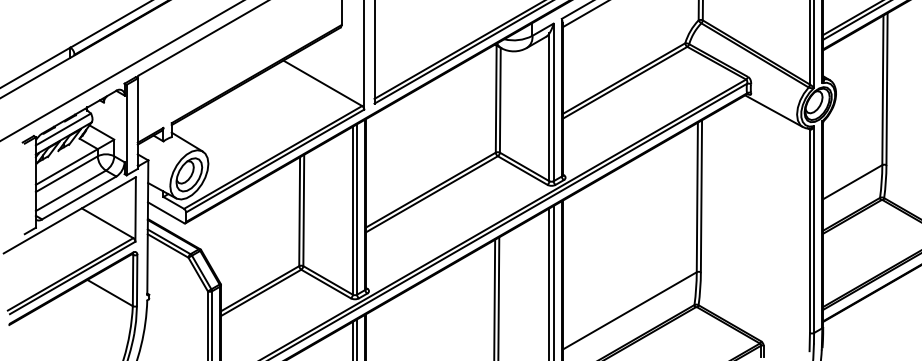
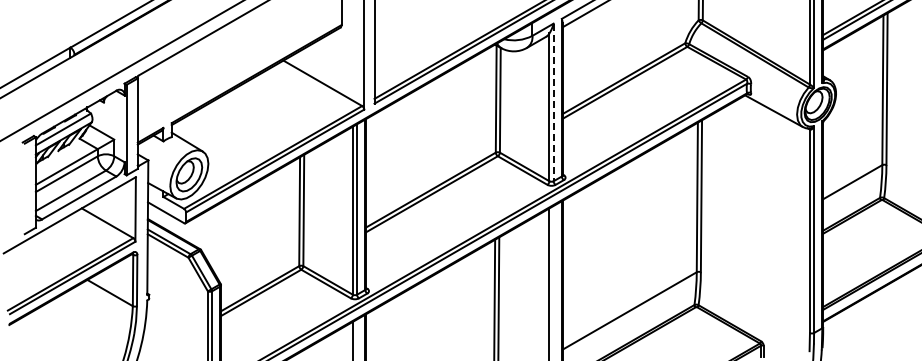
line: solid -> dashed (553, 102)
line: present -> none (553, 281)
line: present -> none (357, 338)
